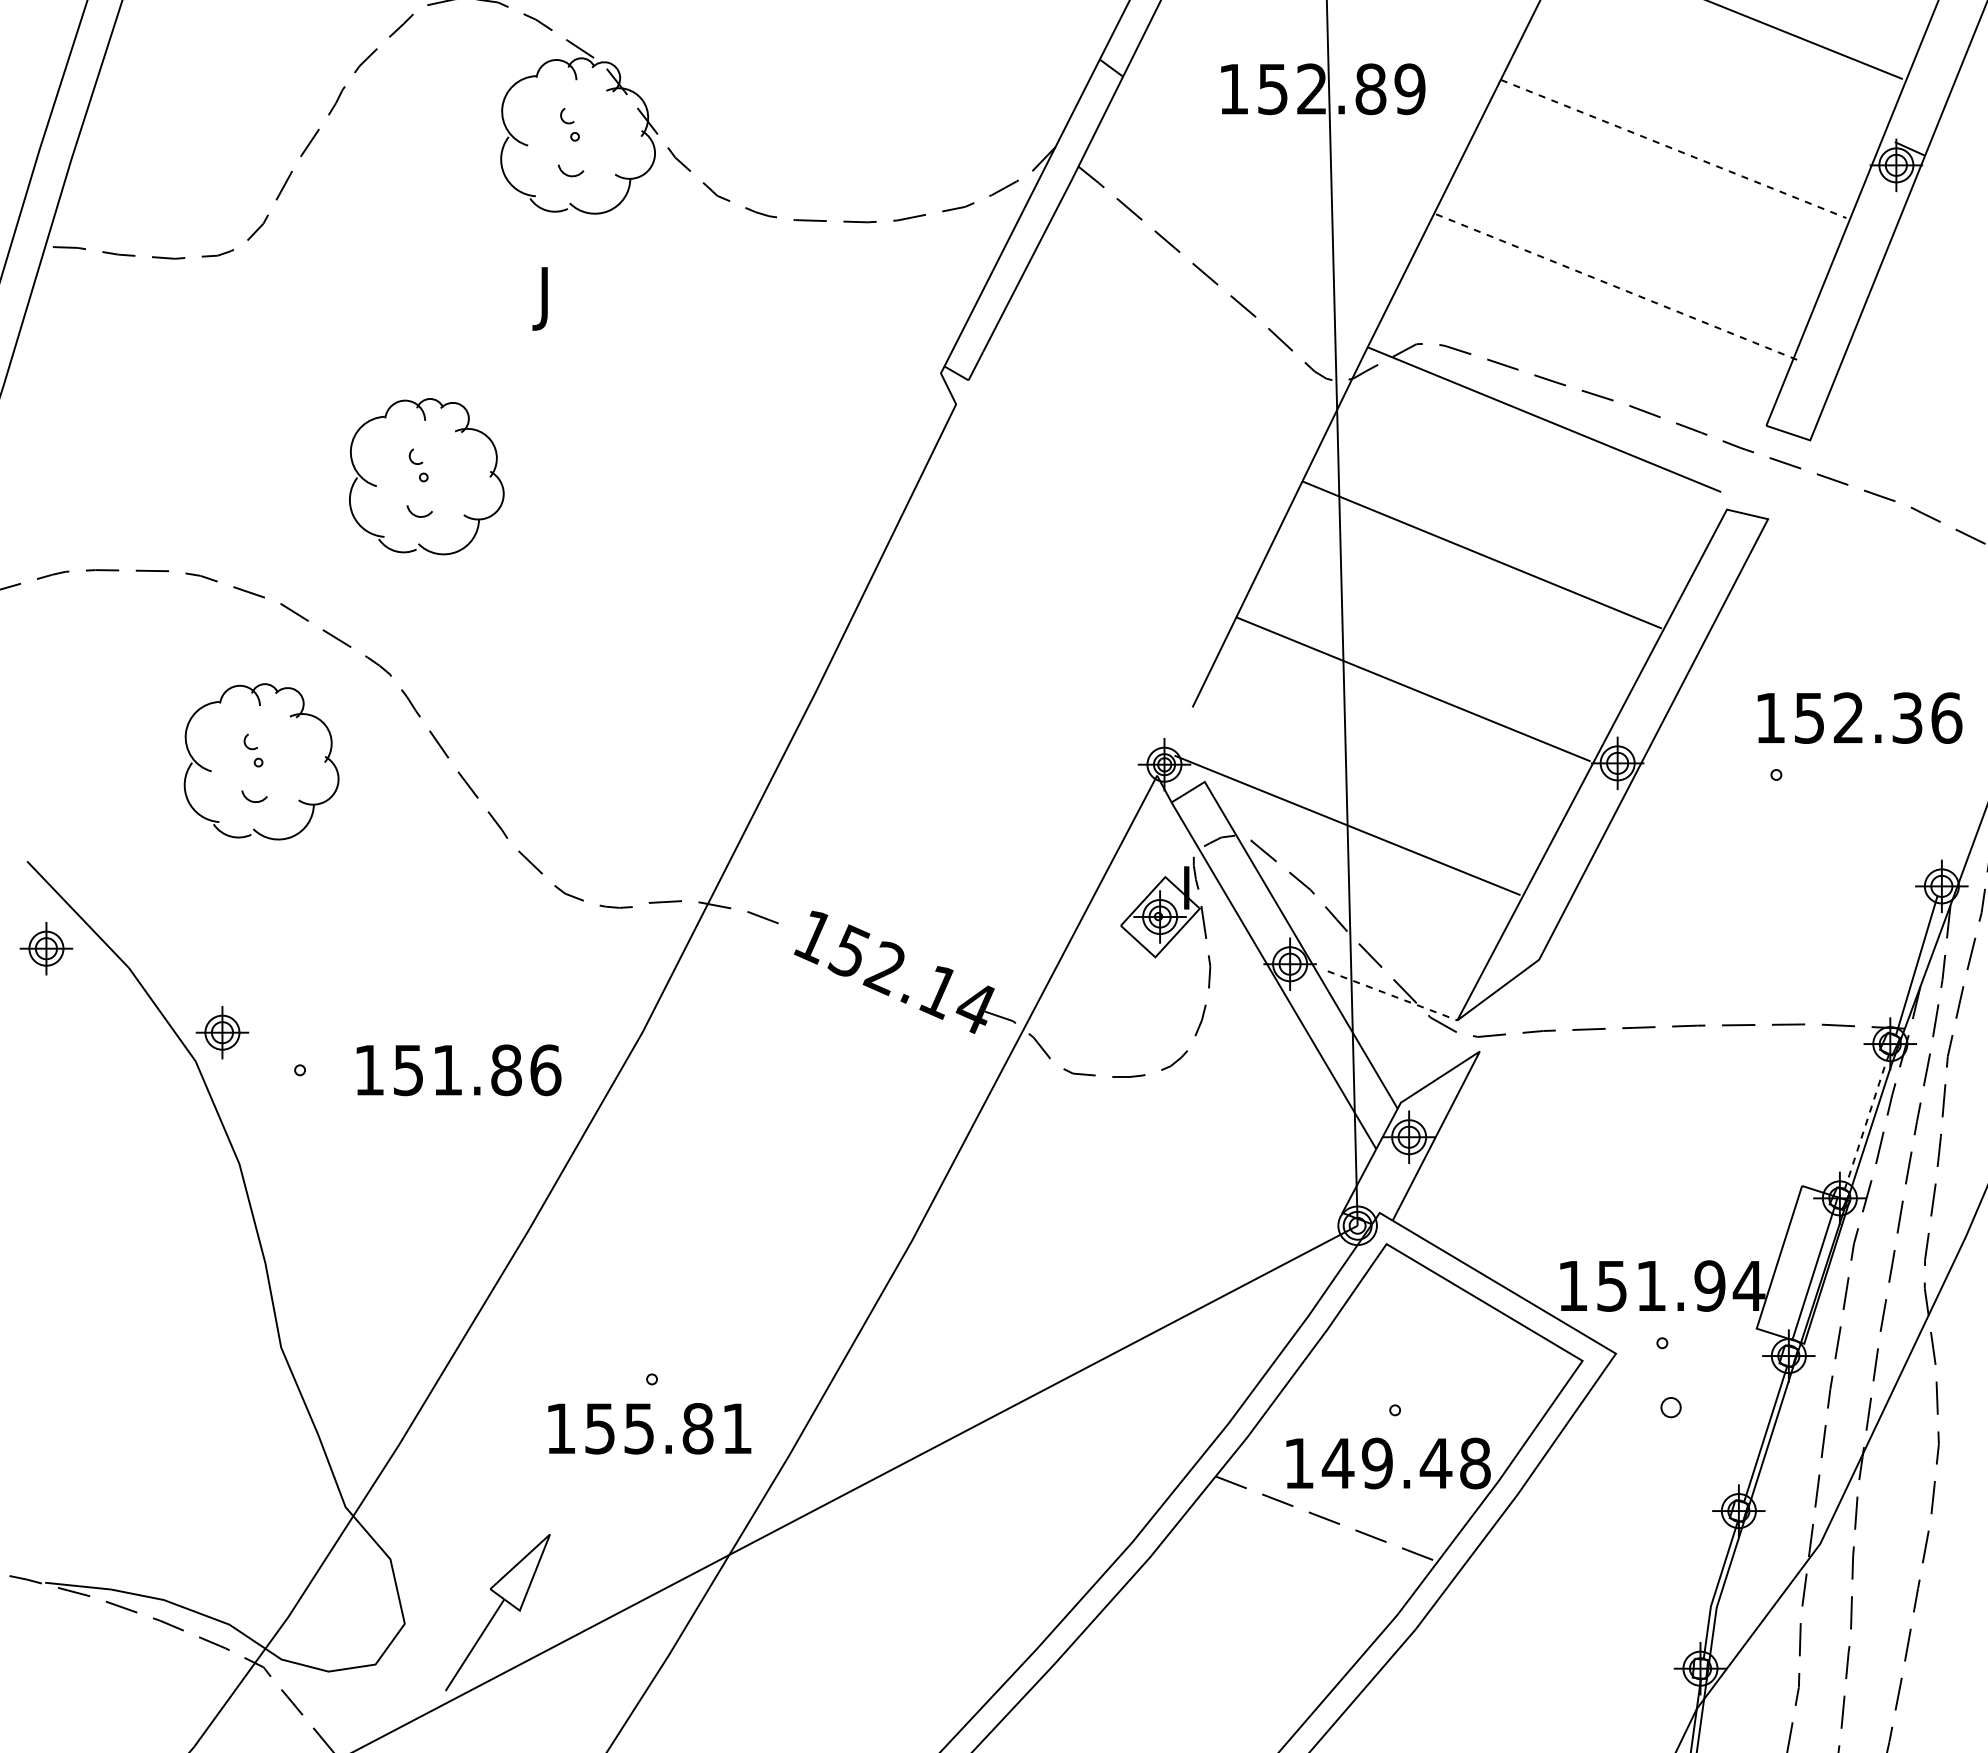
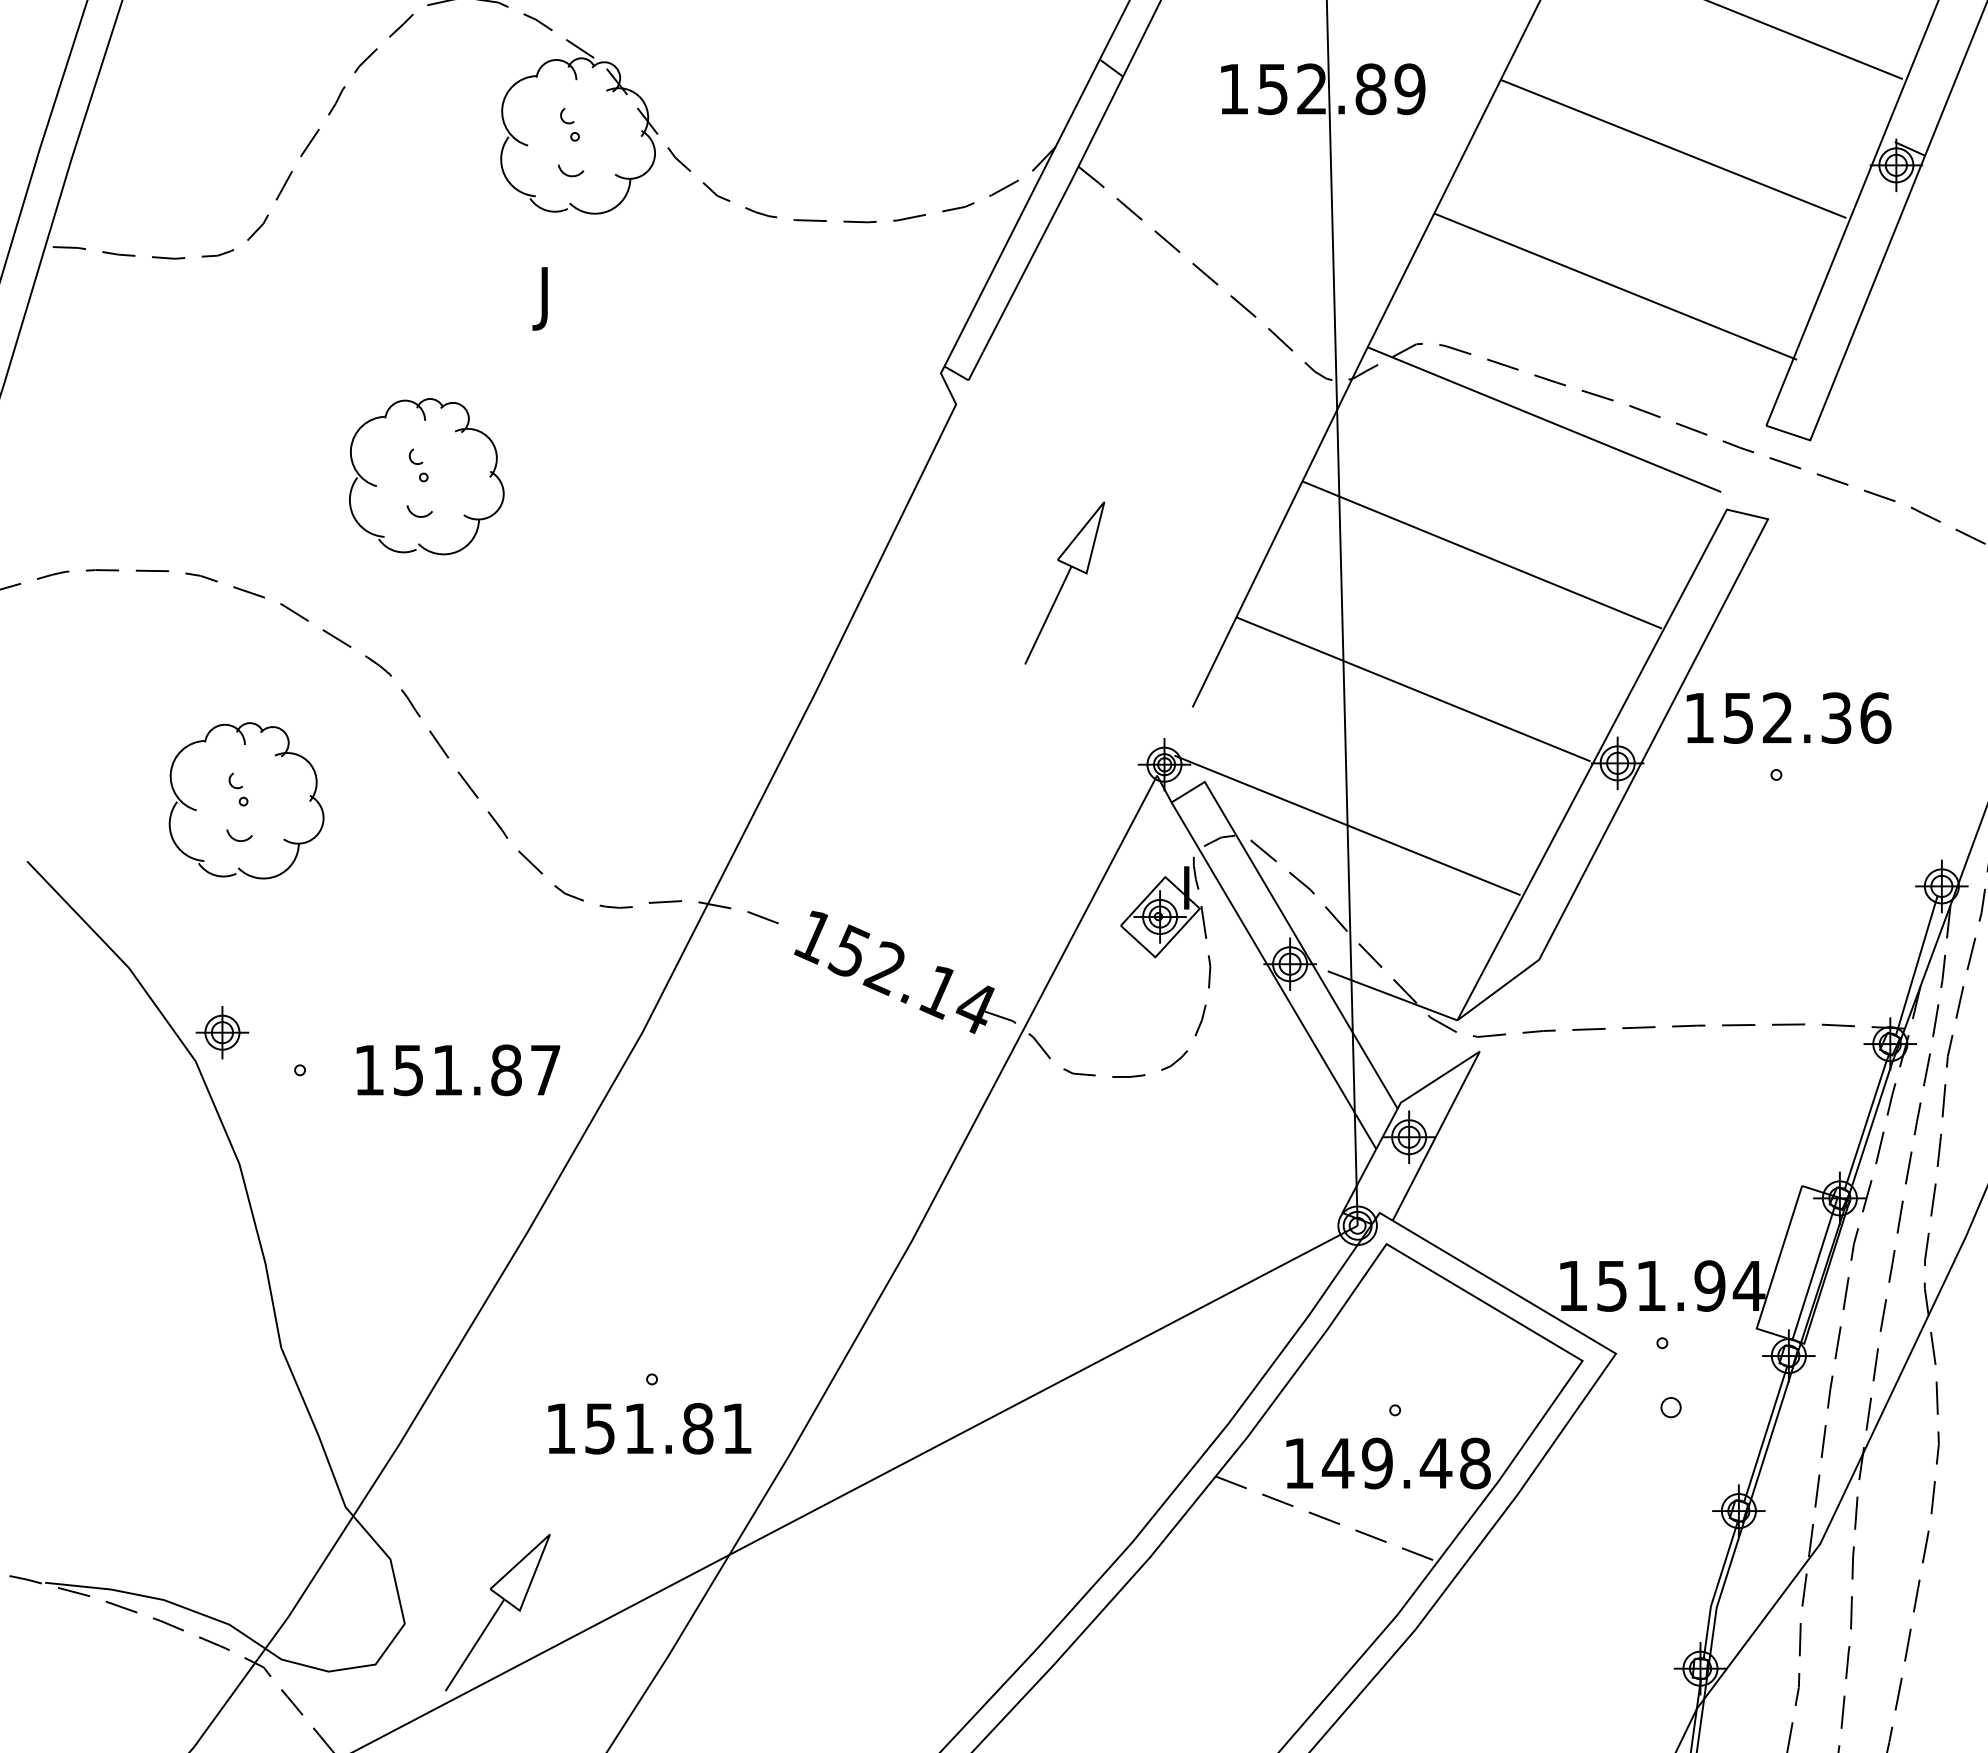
line: dashed -> solid (1674, 149)
line: dashed -> solid (1615, 286)
part: none -> present (1064, 582)
text position: (1859, 717) -> (1788, 717) (1788, 717)
part position: (261, 761) -> (246, 800) (246, 800)
part: present -> none (46, 948)
line: dashed -> solid (1393, 995)
text: 151.86 -> 151.87 (545, 1070)
line: dashed -> solid (1866, 1121)
text: 155.81 -> 151.81 (638, 1428)
